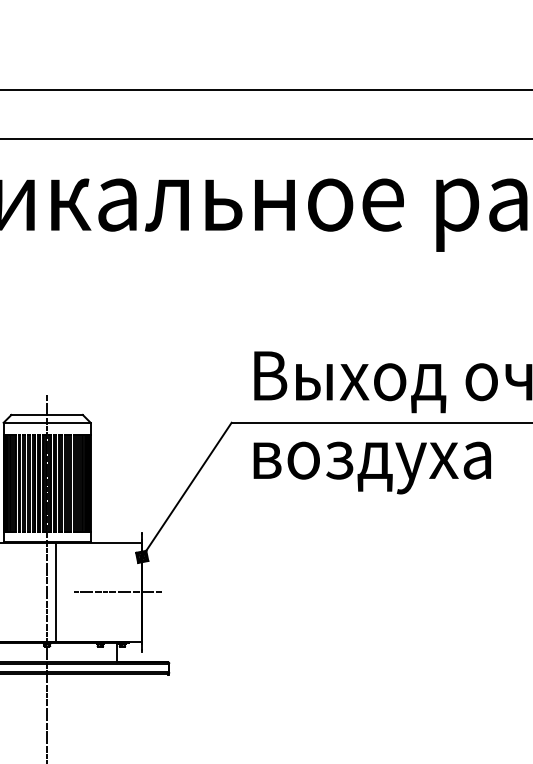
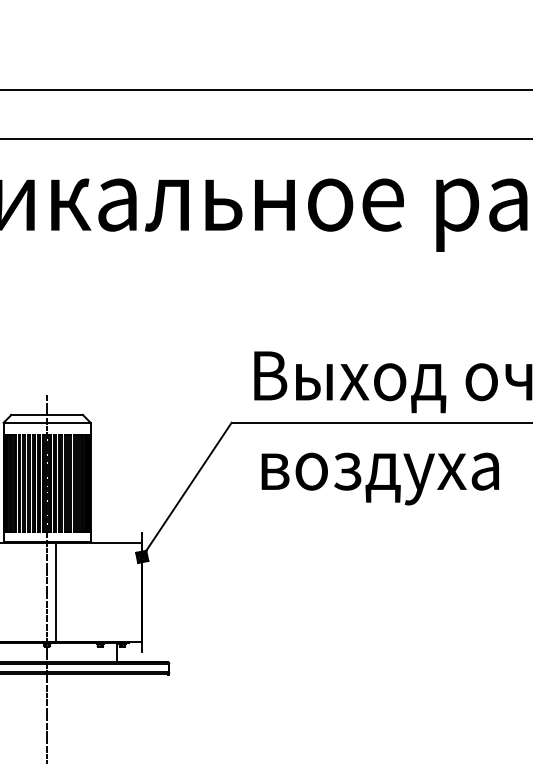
text position: (371, 467) -> (379, 478) (379, 478)
line: present -> none (117, 592)
